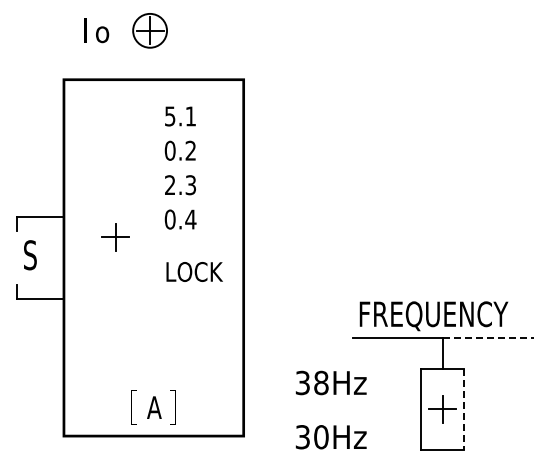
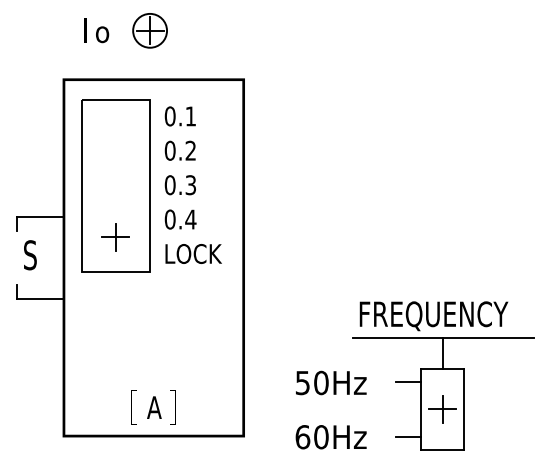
text: 5.1 -> 0.1 (169, 116)
part: none -> present (115, 185)
text: 2.3 -> 0.3 (169, 185)
text position: (194, 271) -> (193, 253) (193, 253)
line: dashed -> solid (488, 338)
text: 38Hz -> 50Hz (312, 382)
line: none -> present (407, 382)
line: dashed -> solid (464, 409)
line: none -> present (407, 436)
text: 30Hz -> 60Hz (302, 437)
